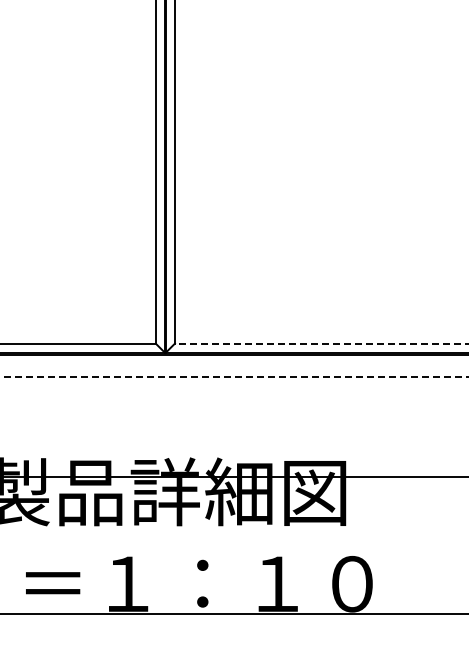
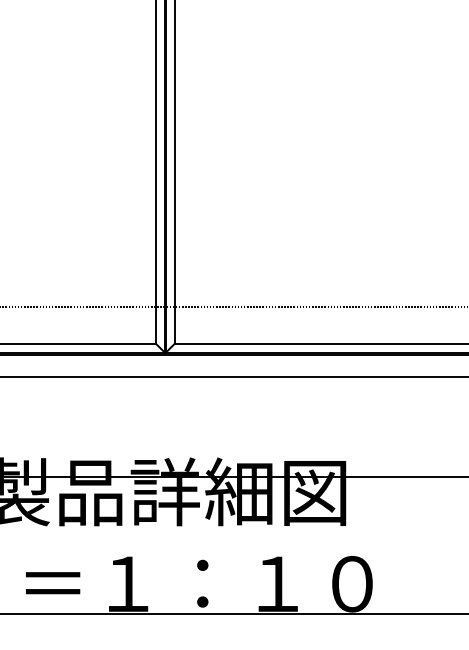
line: none -> present (233, 307)
line: dashed -> solid (321, 343)
line: dashed -> solid (234, 376)
